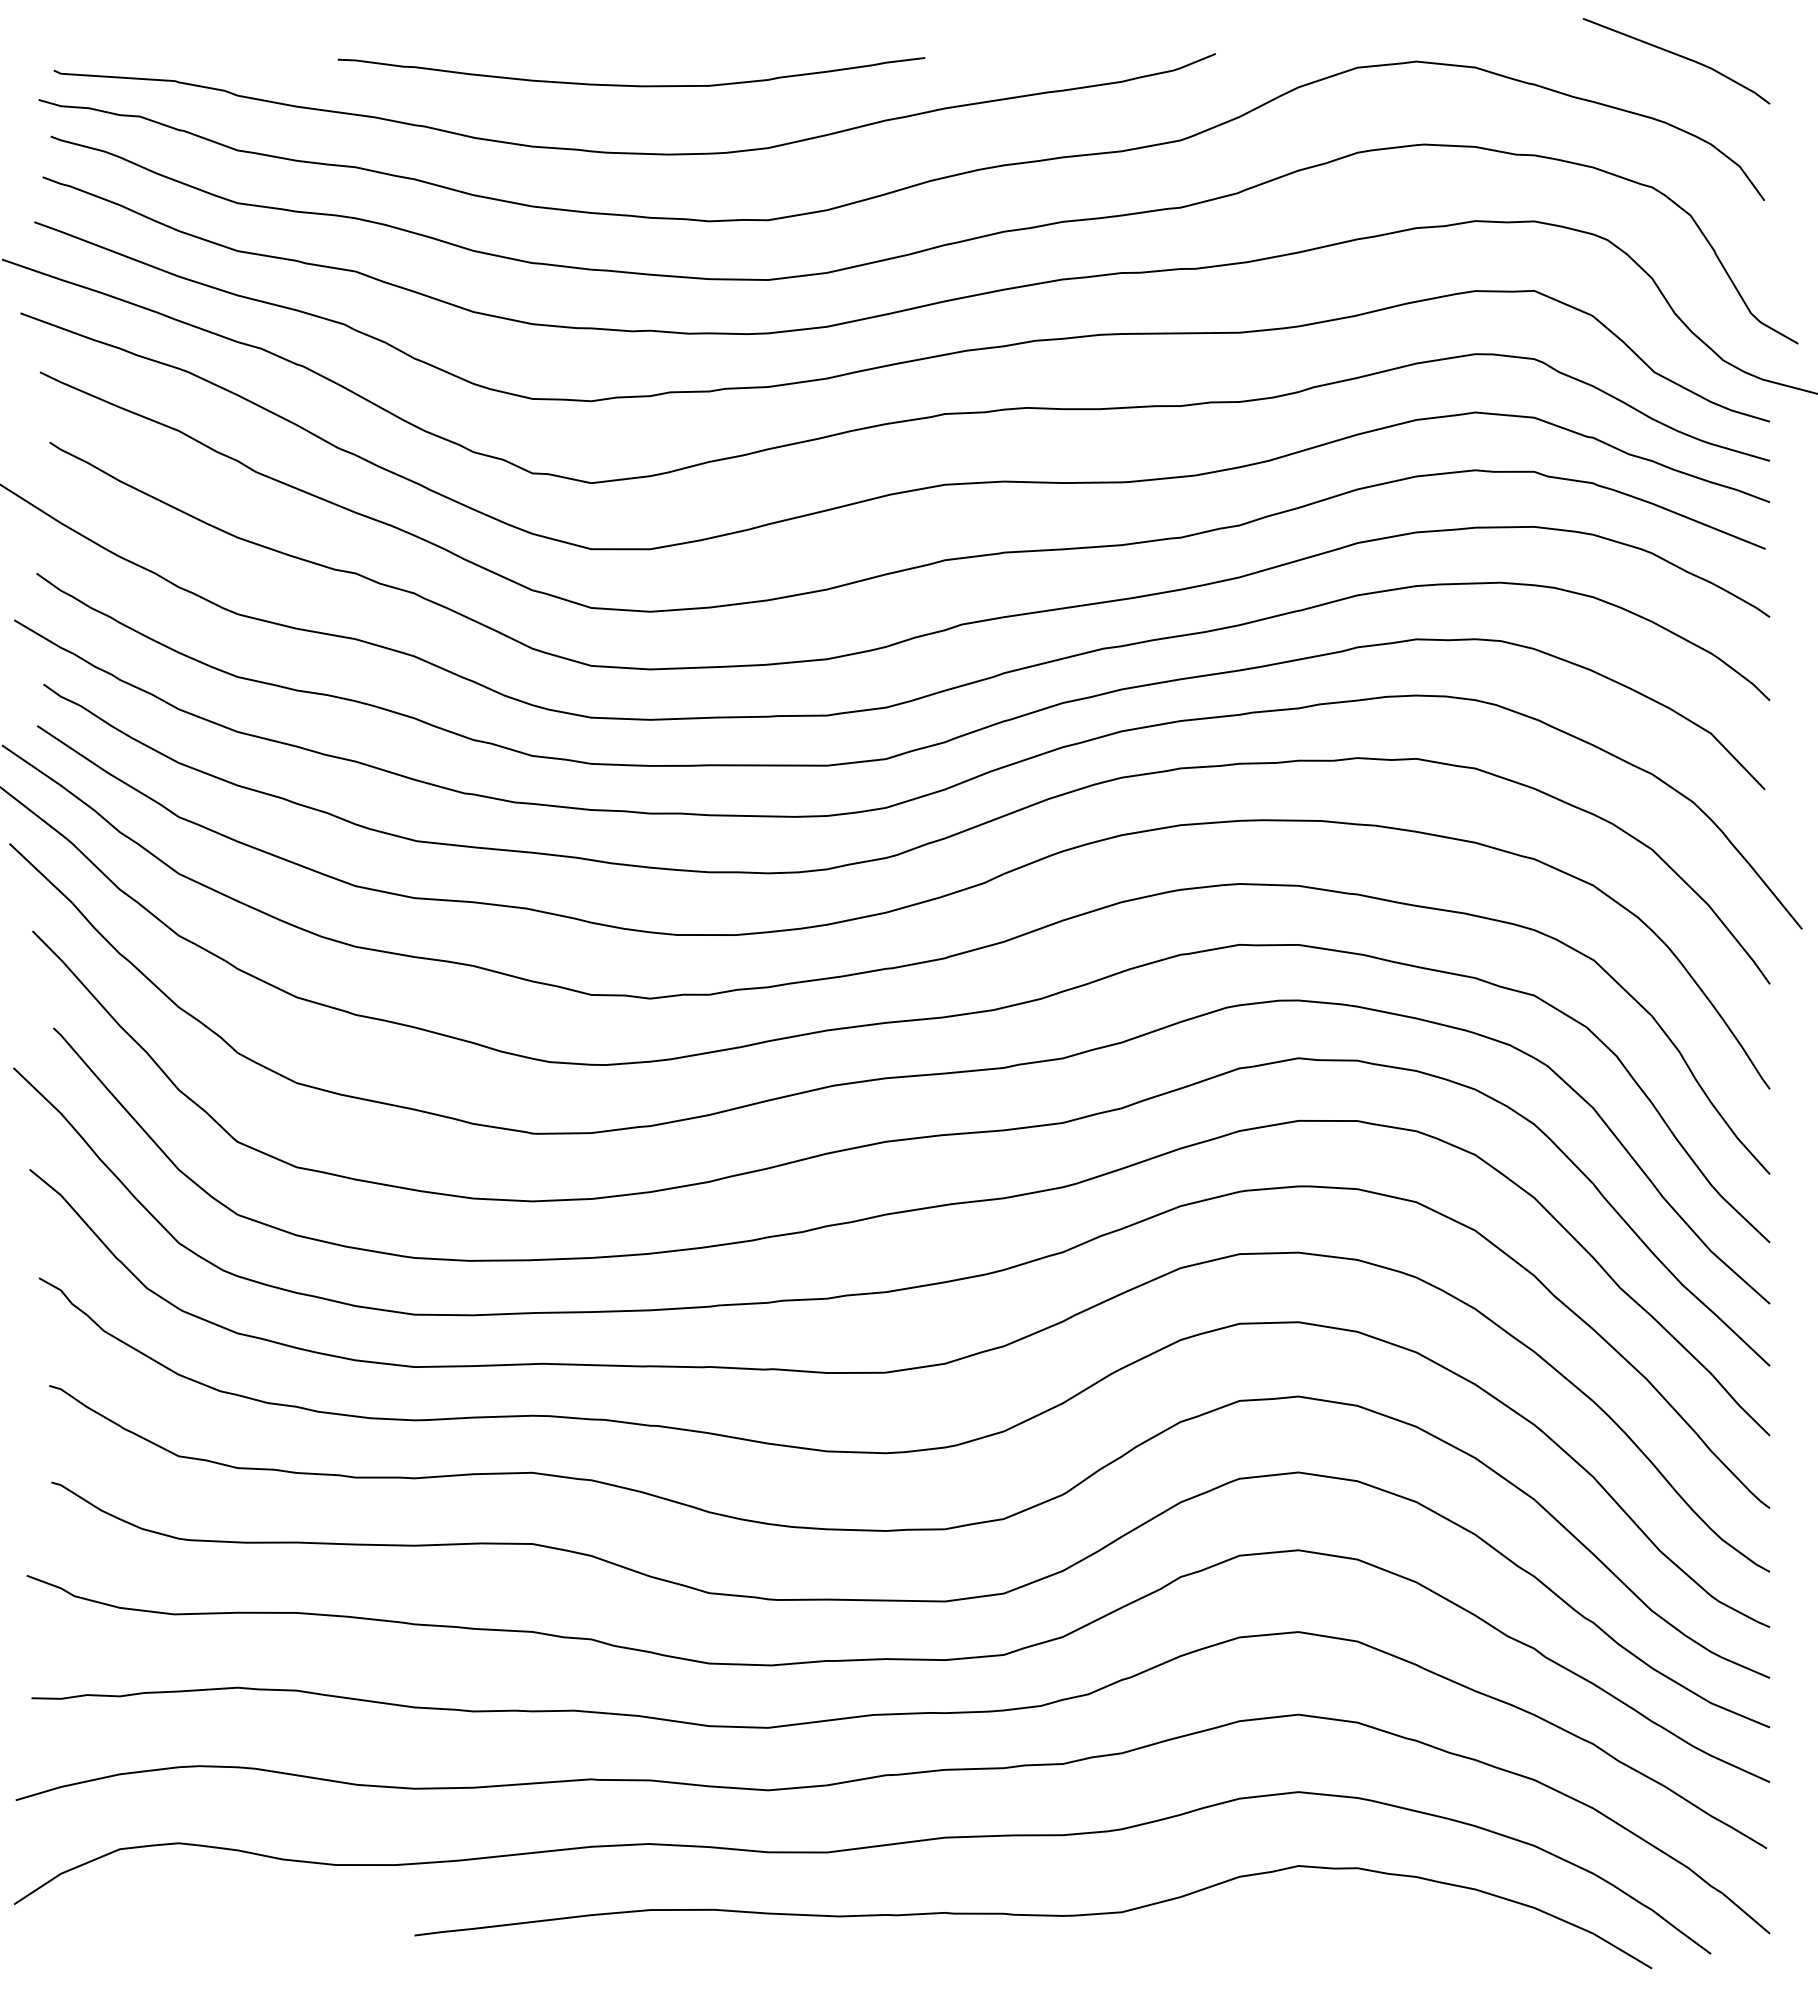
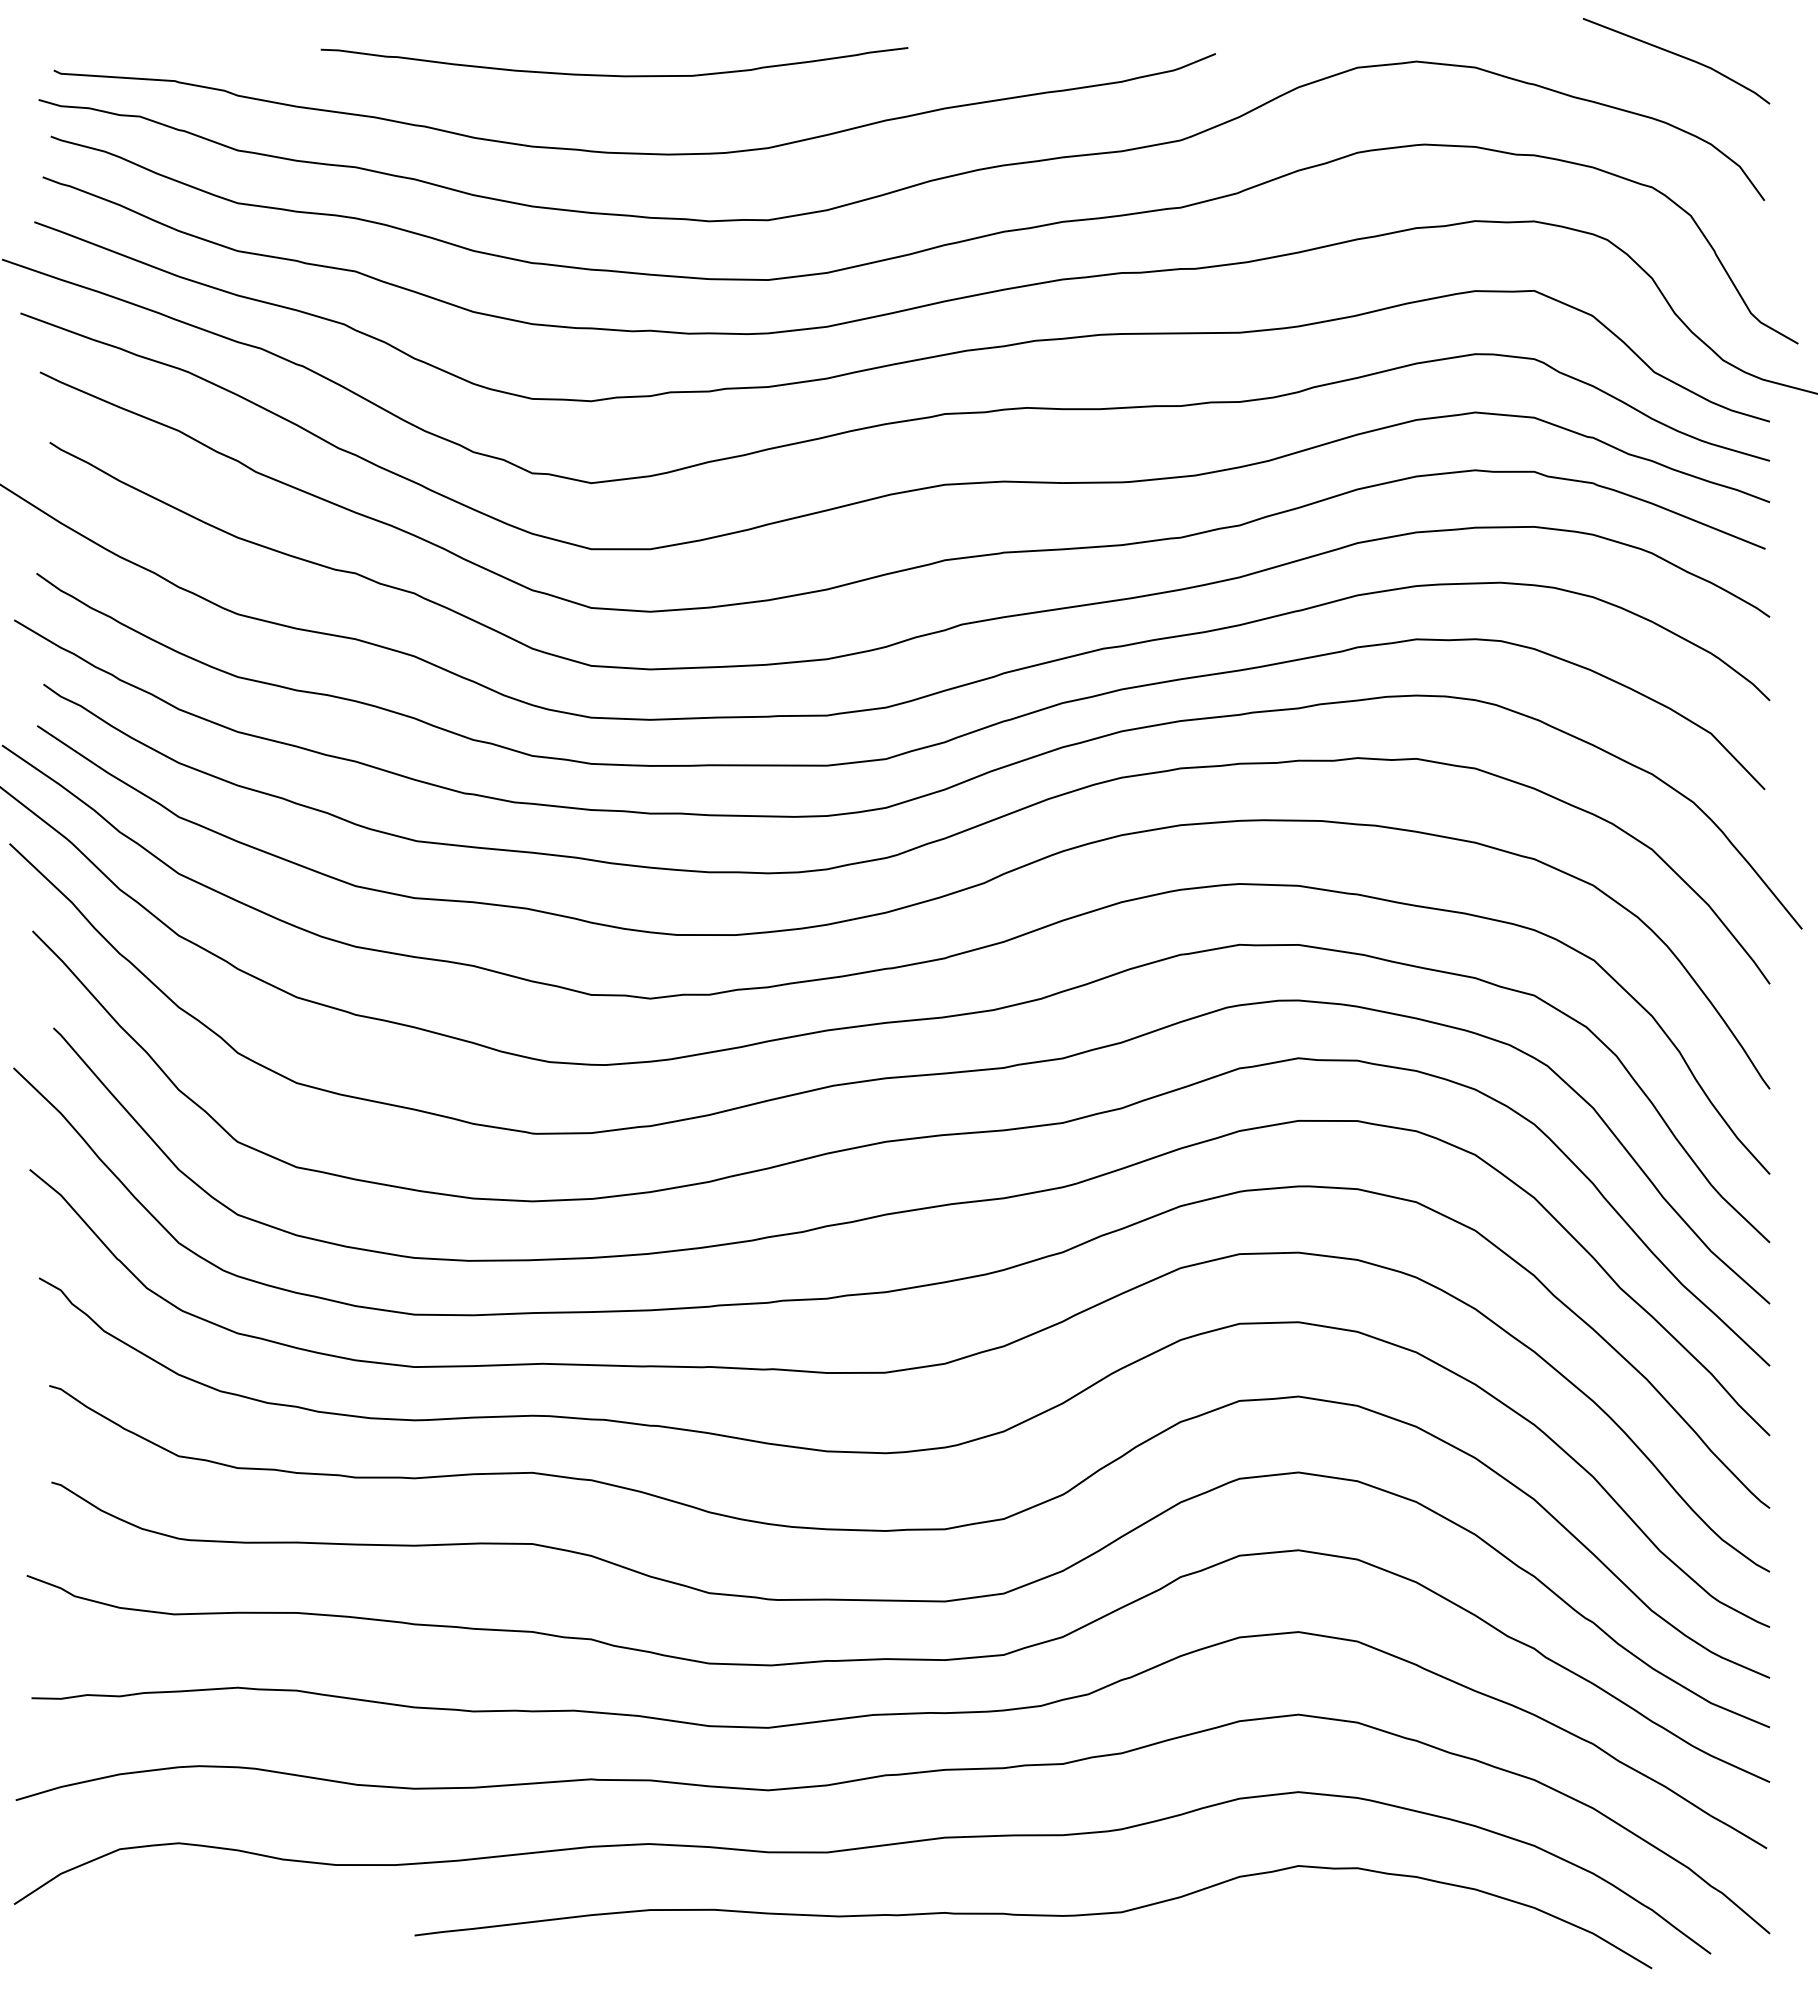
curve position: (626, 84) -> (609, 74) (609, 74)
